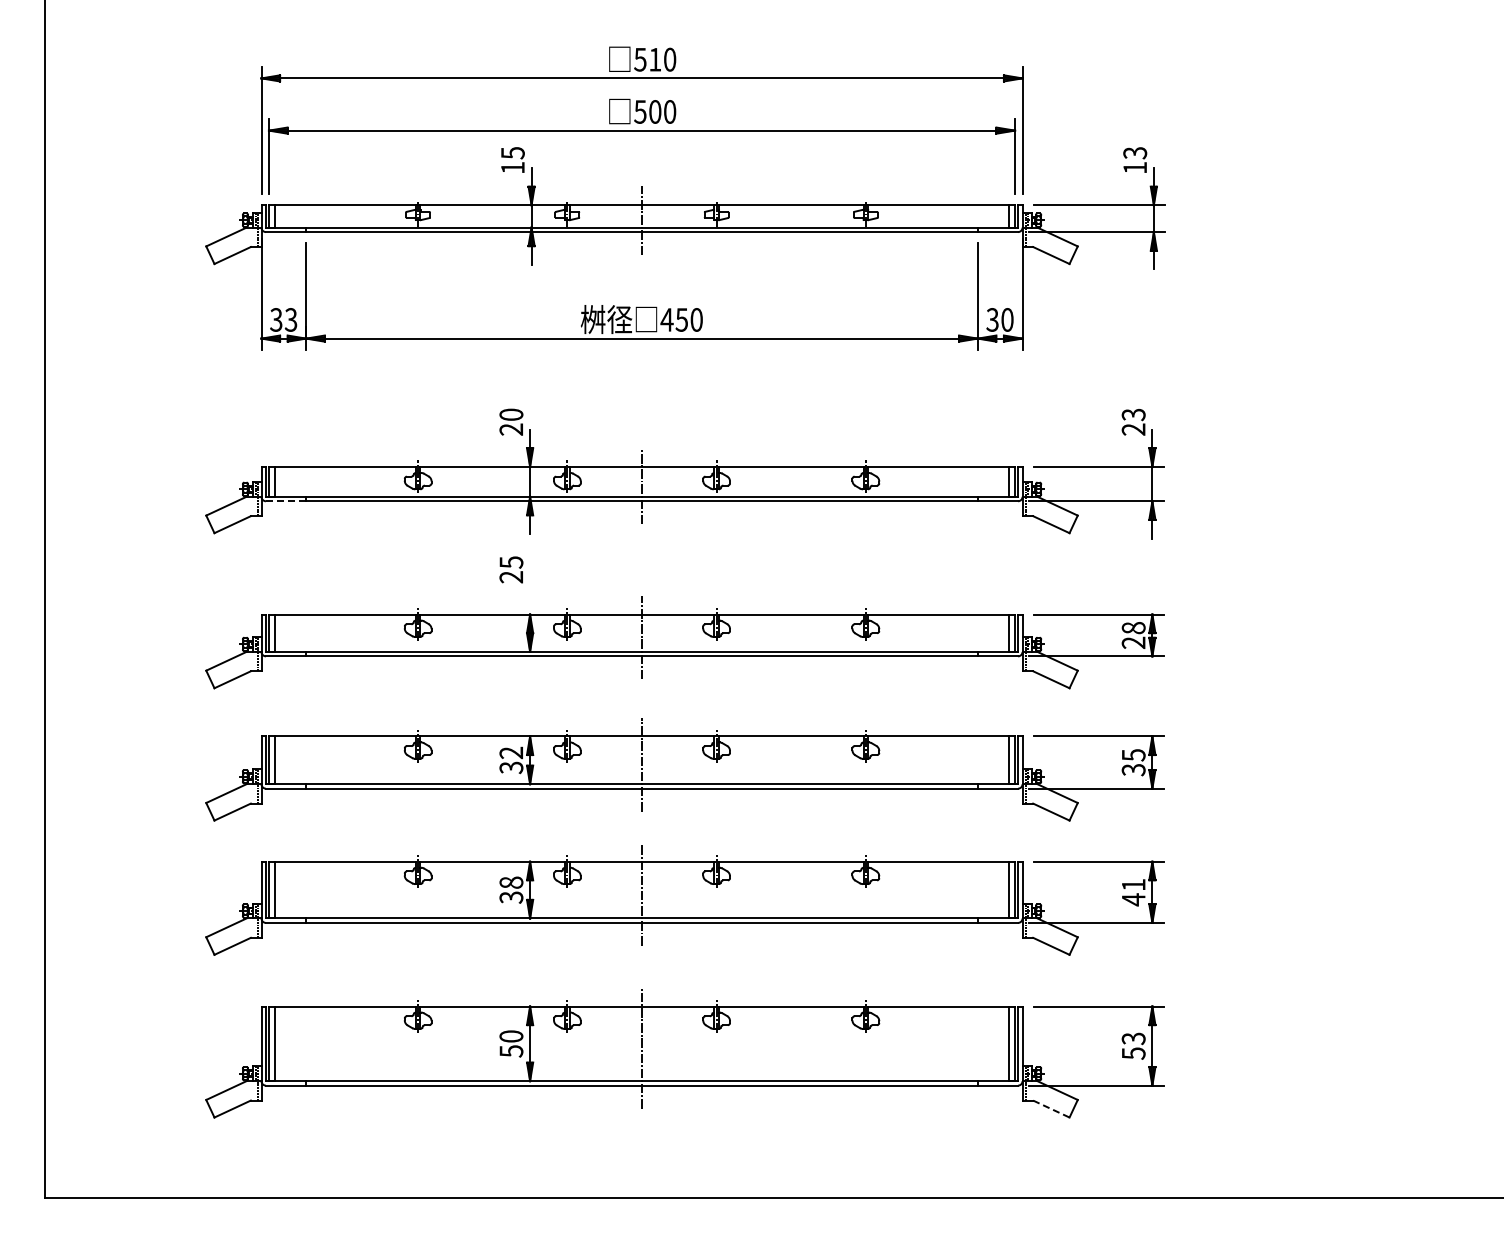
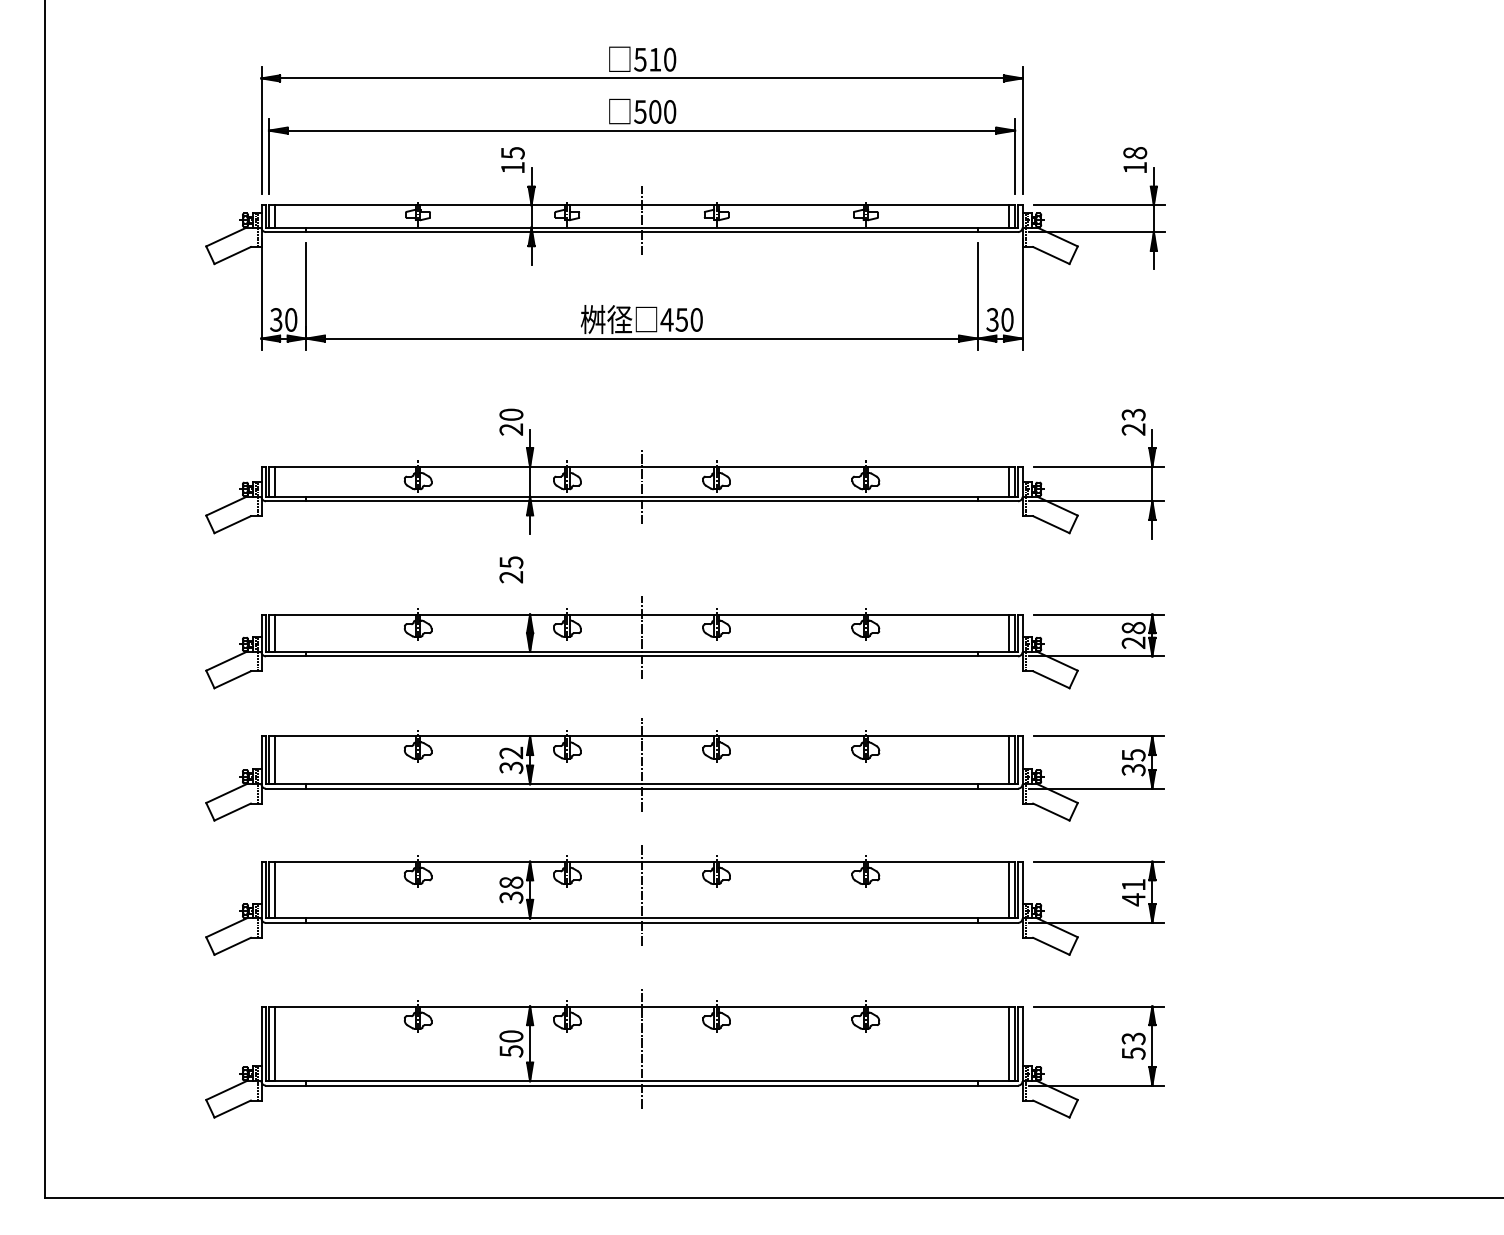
text: 13 -> 18 (1134, 153)
text: 33 -> 30 (290, 319)
line: dashed -> solid (286, 501)
line: dashed -> solid (1051, 1109)
